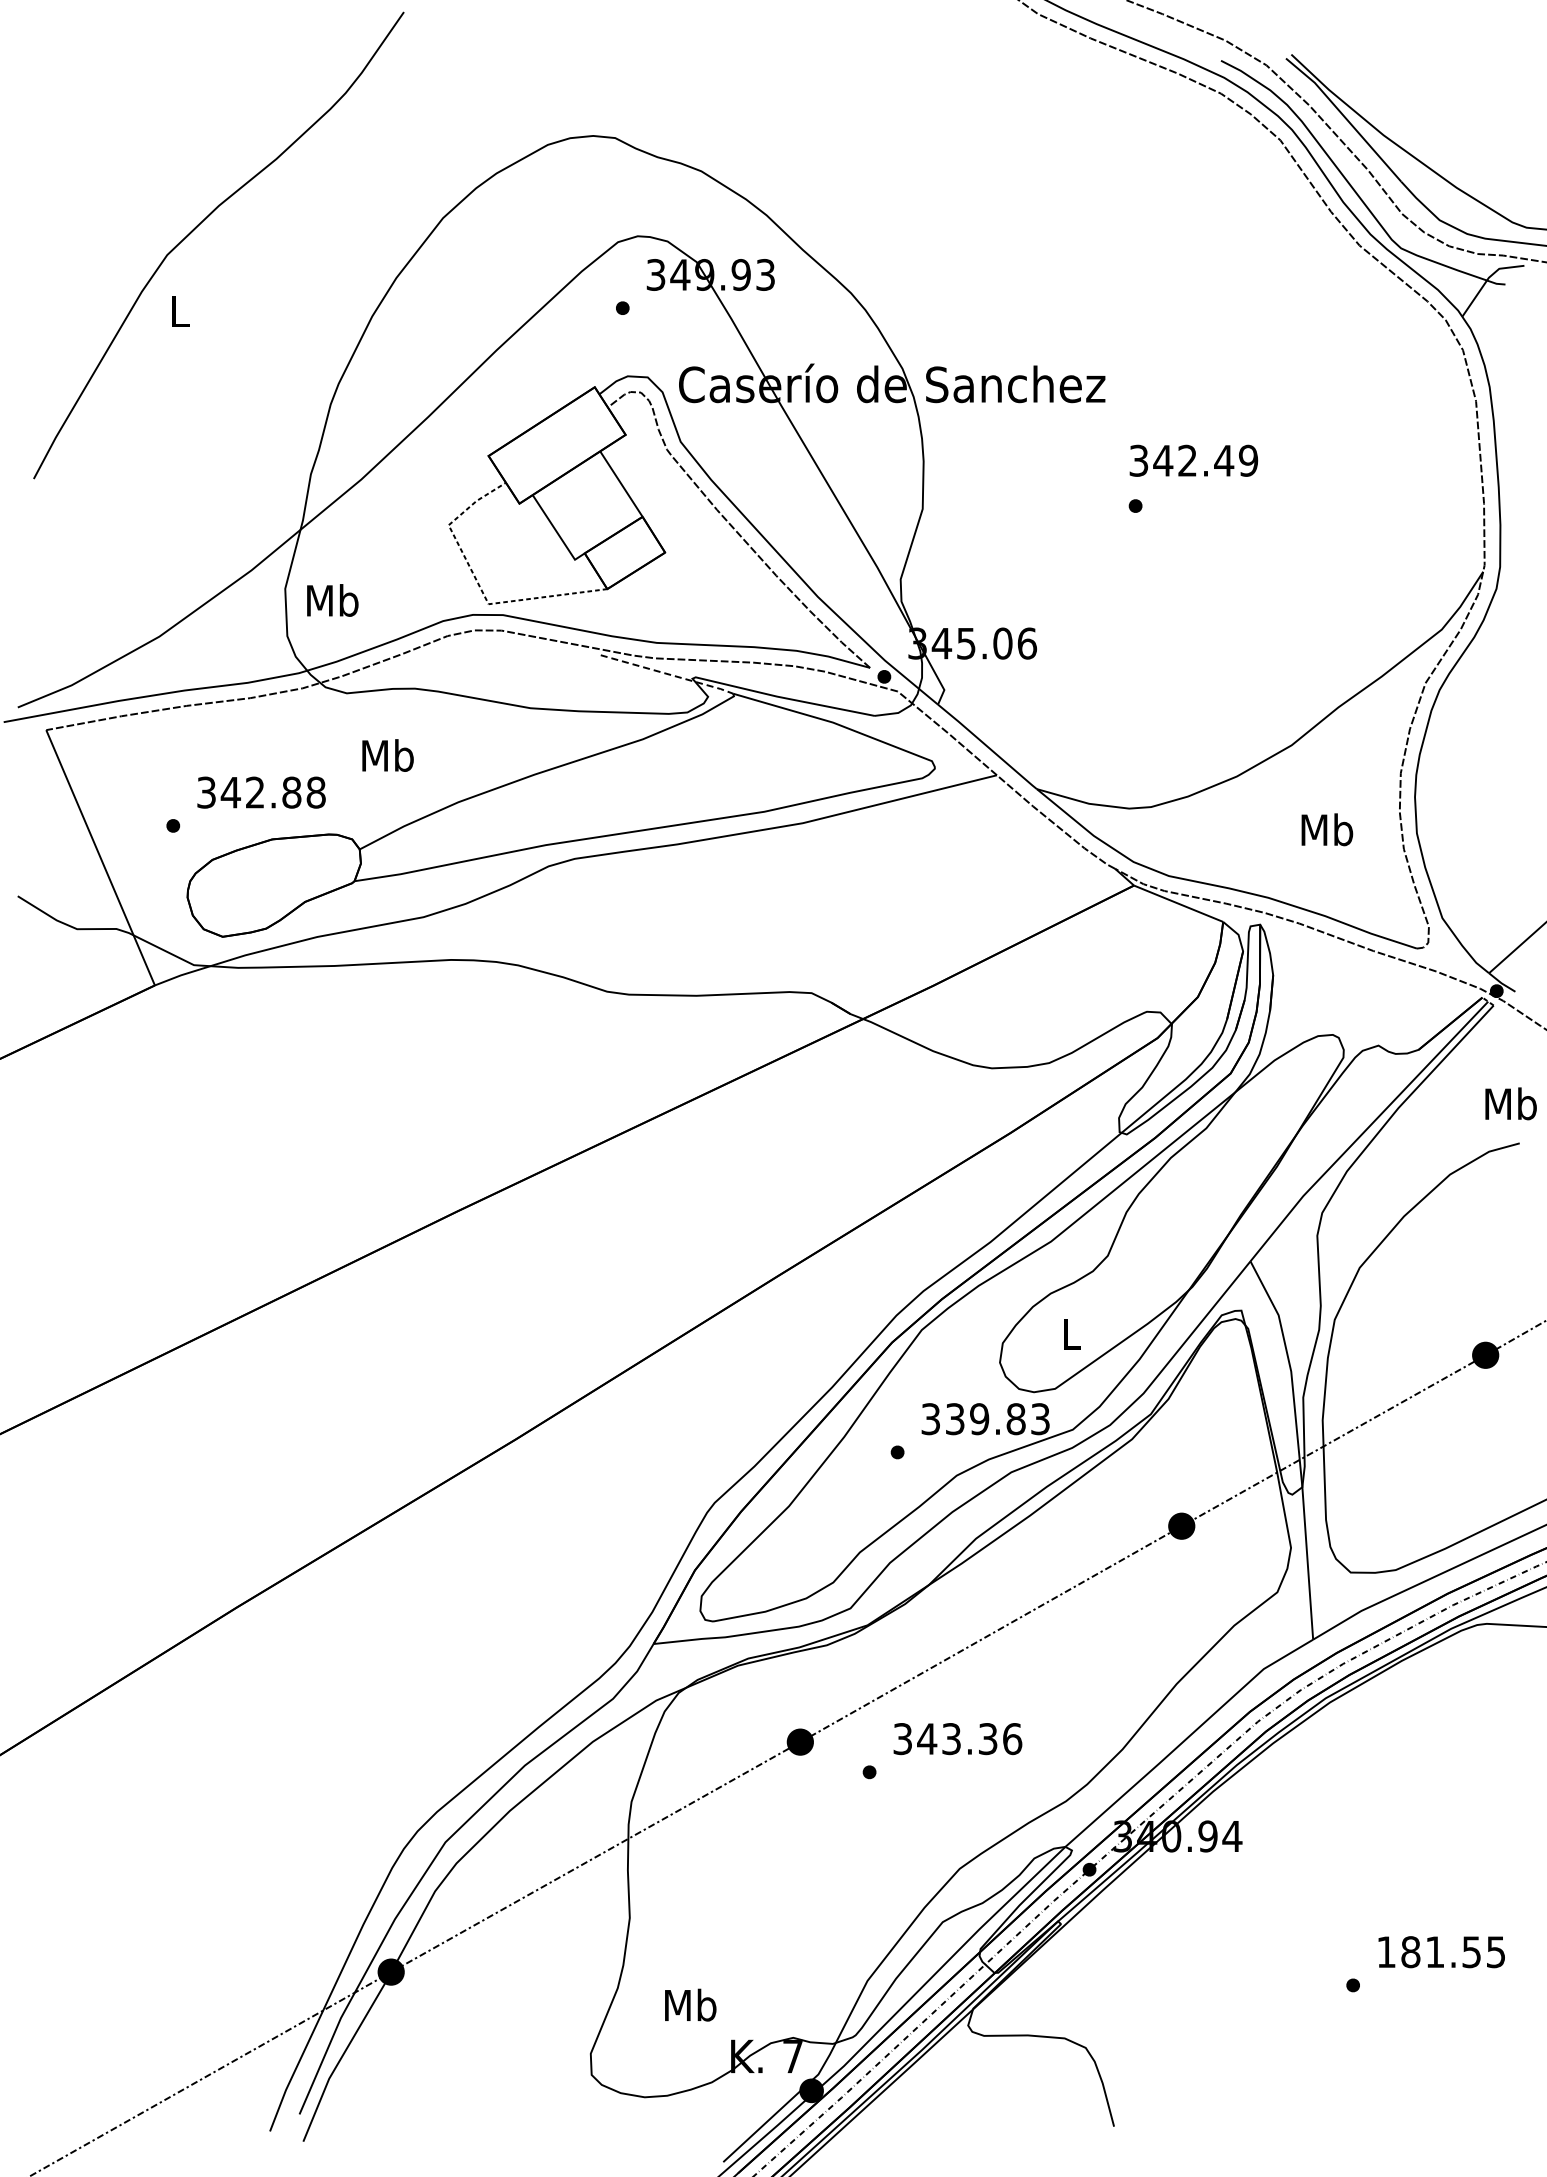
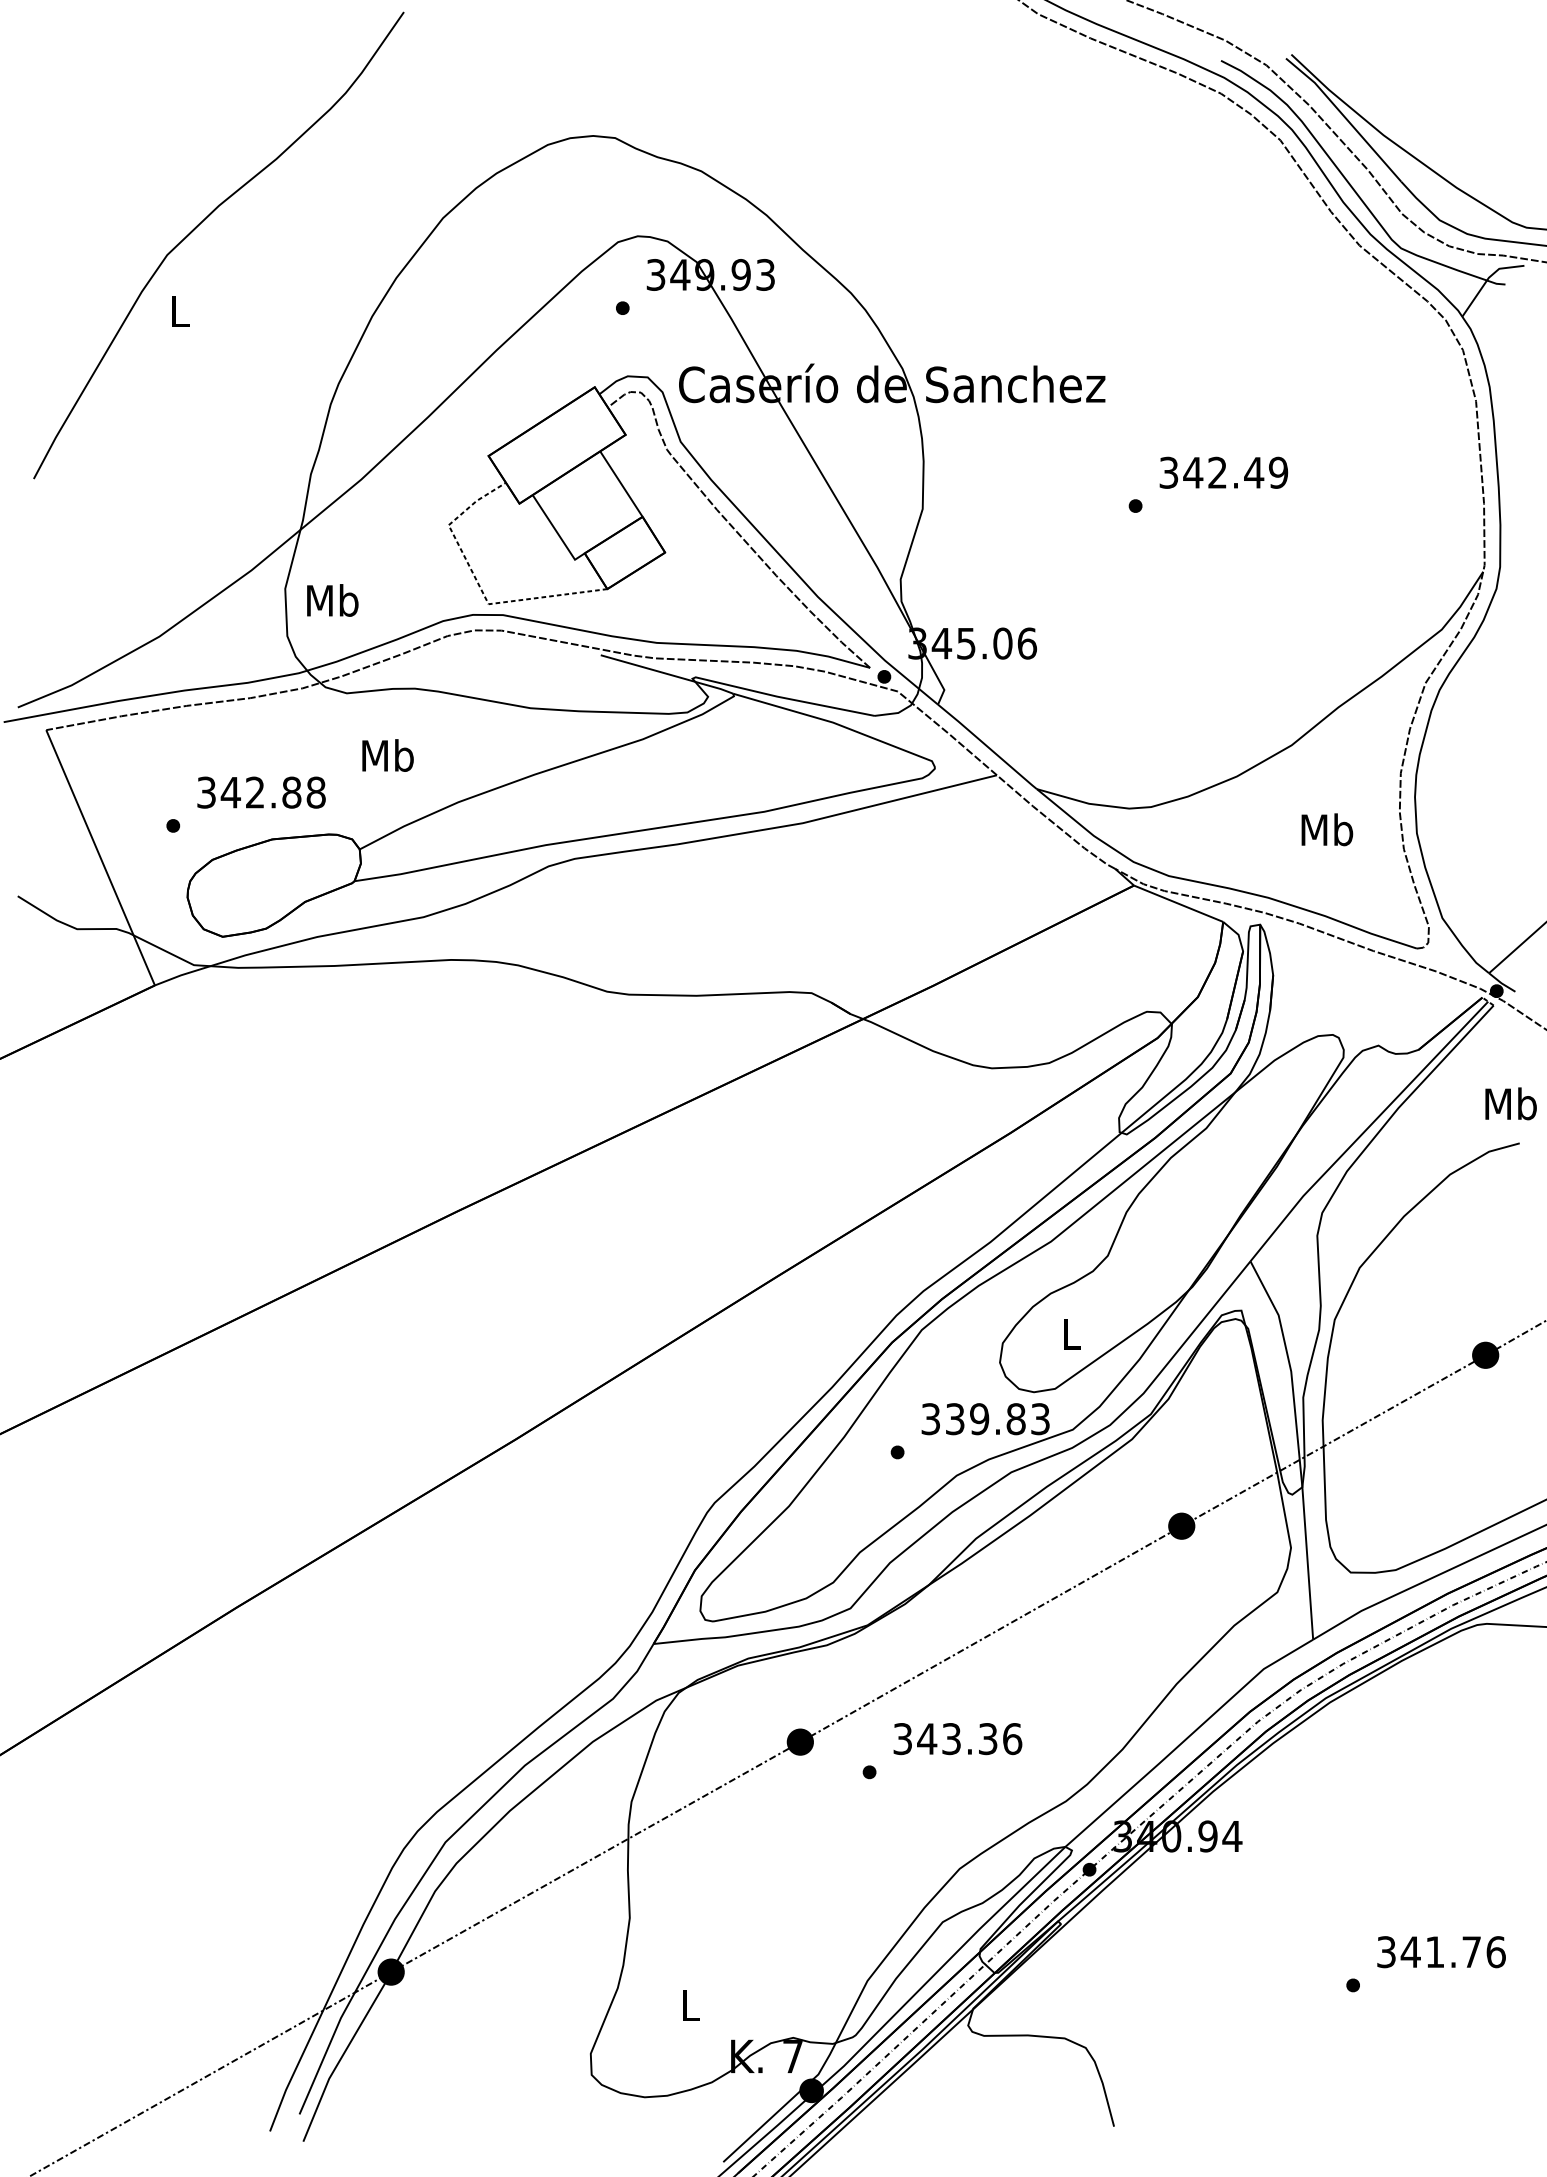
text position: (1193, 460) -> (1223, 472) (1223, 472)
line: dashed -> solid (668, 674)
text: 181.55 -> 341.76 (1441, 1952)
text: Mb -> L (690, 2004)
